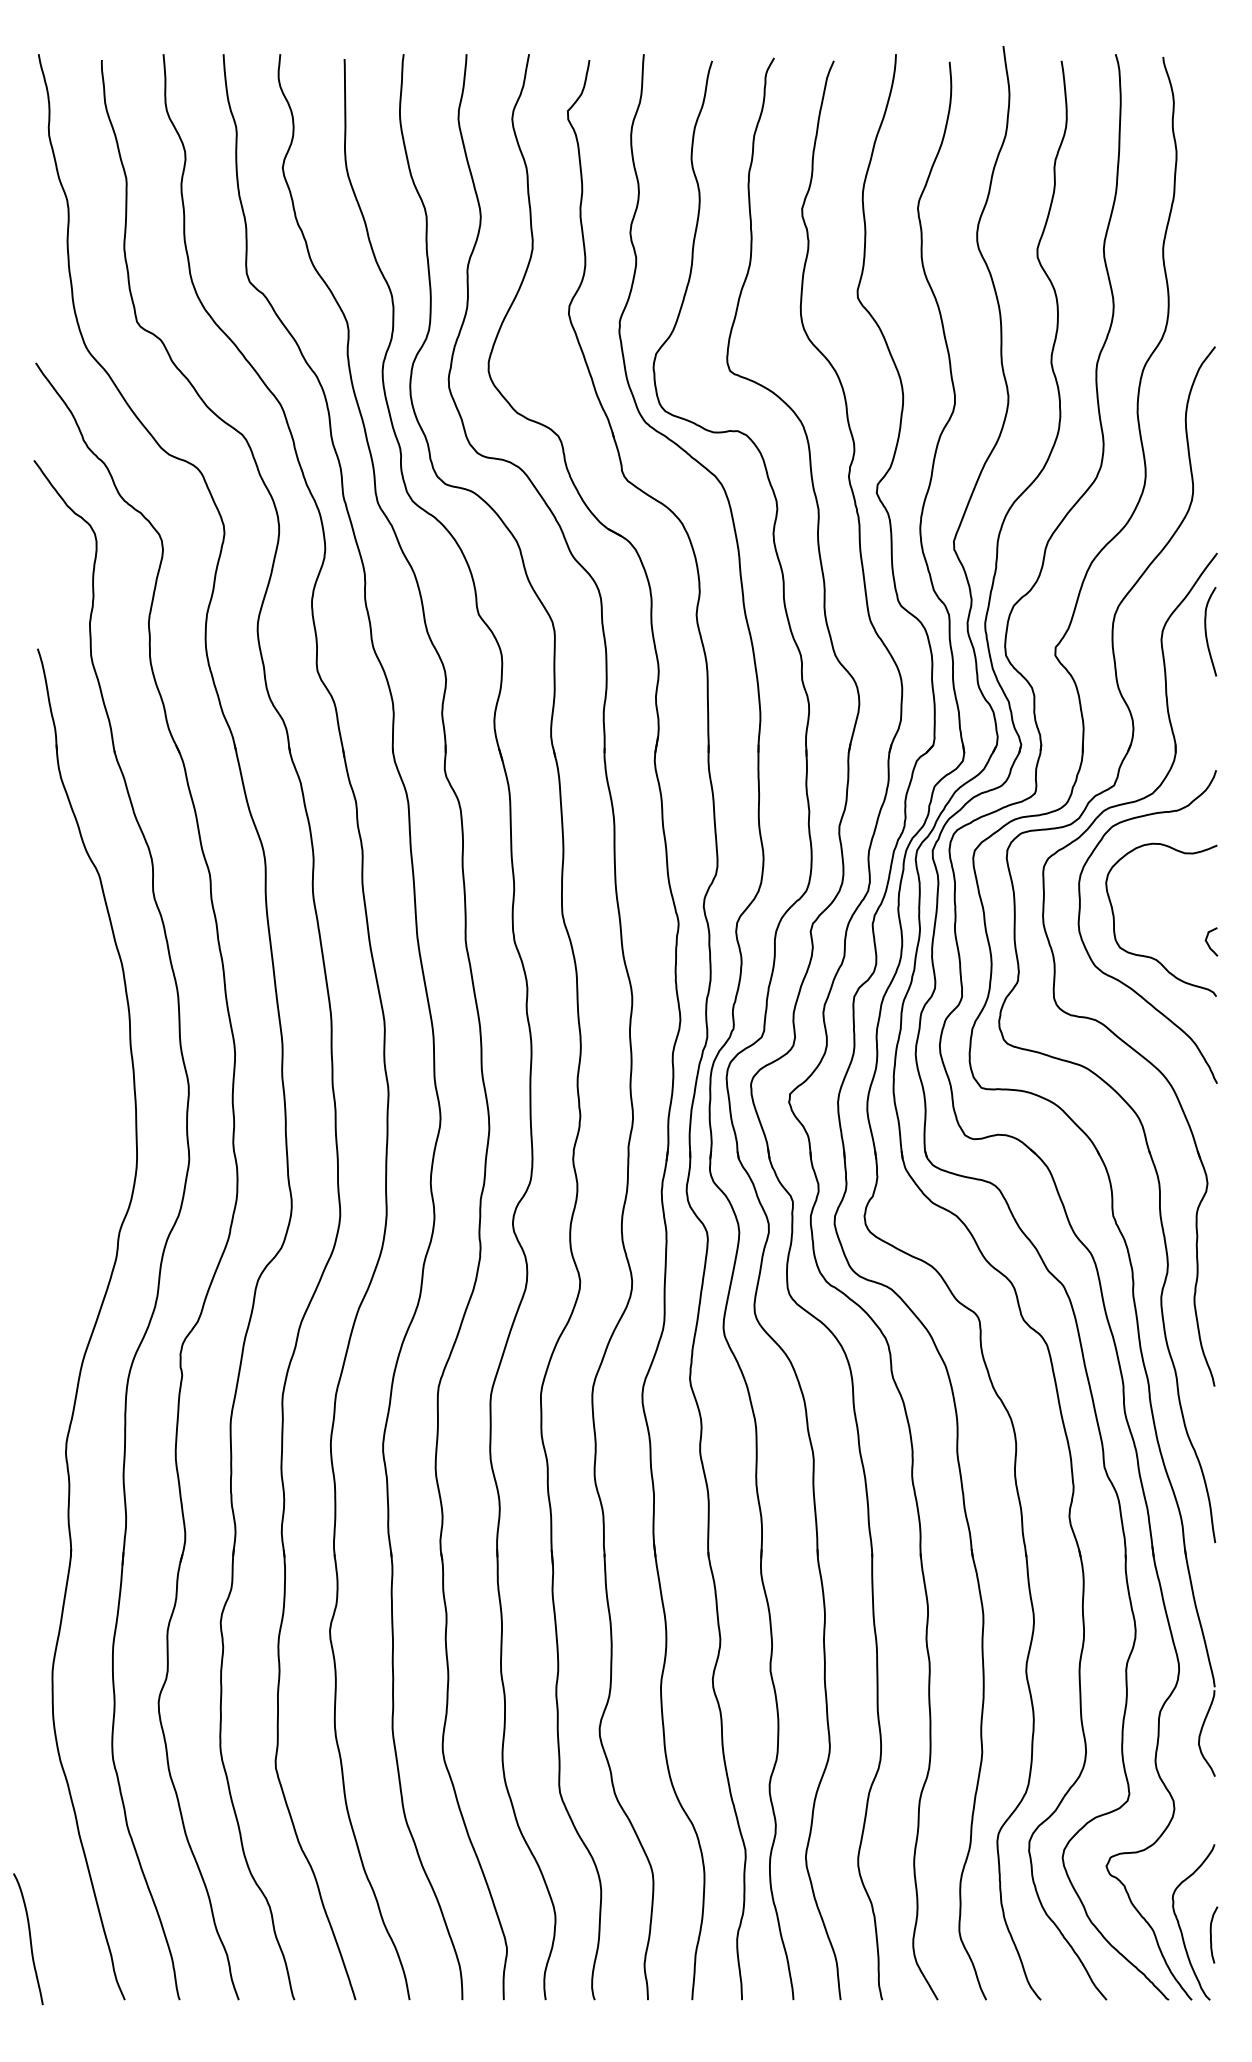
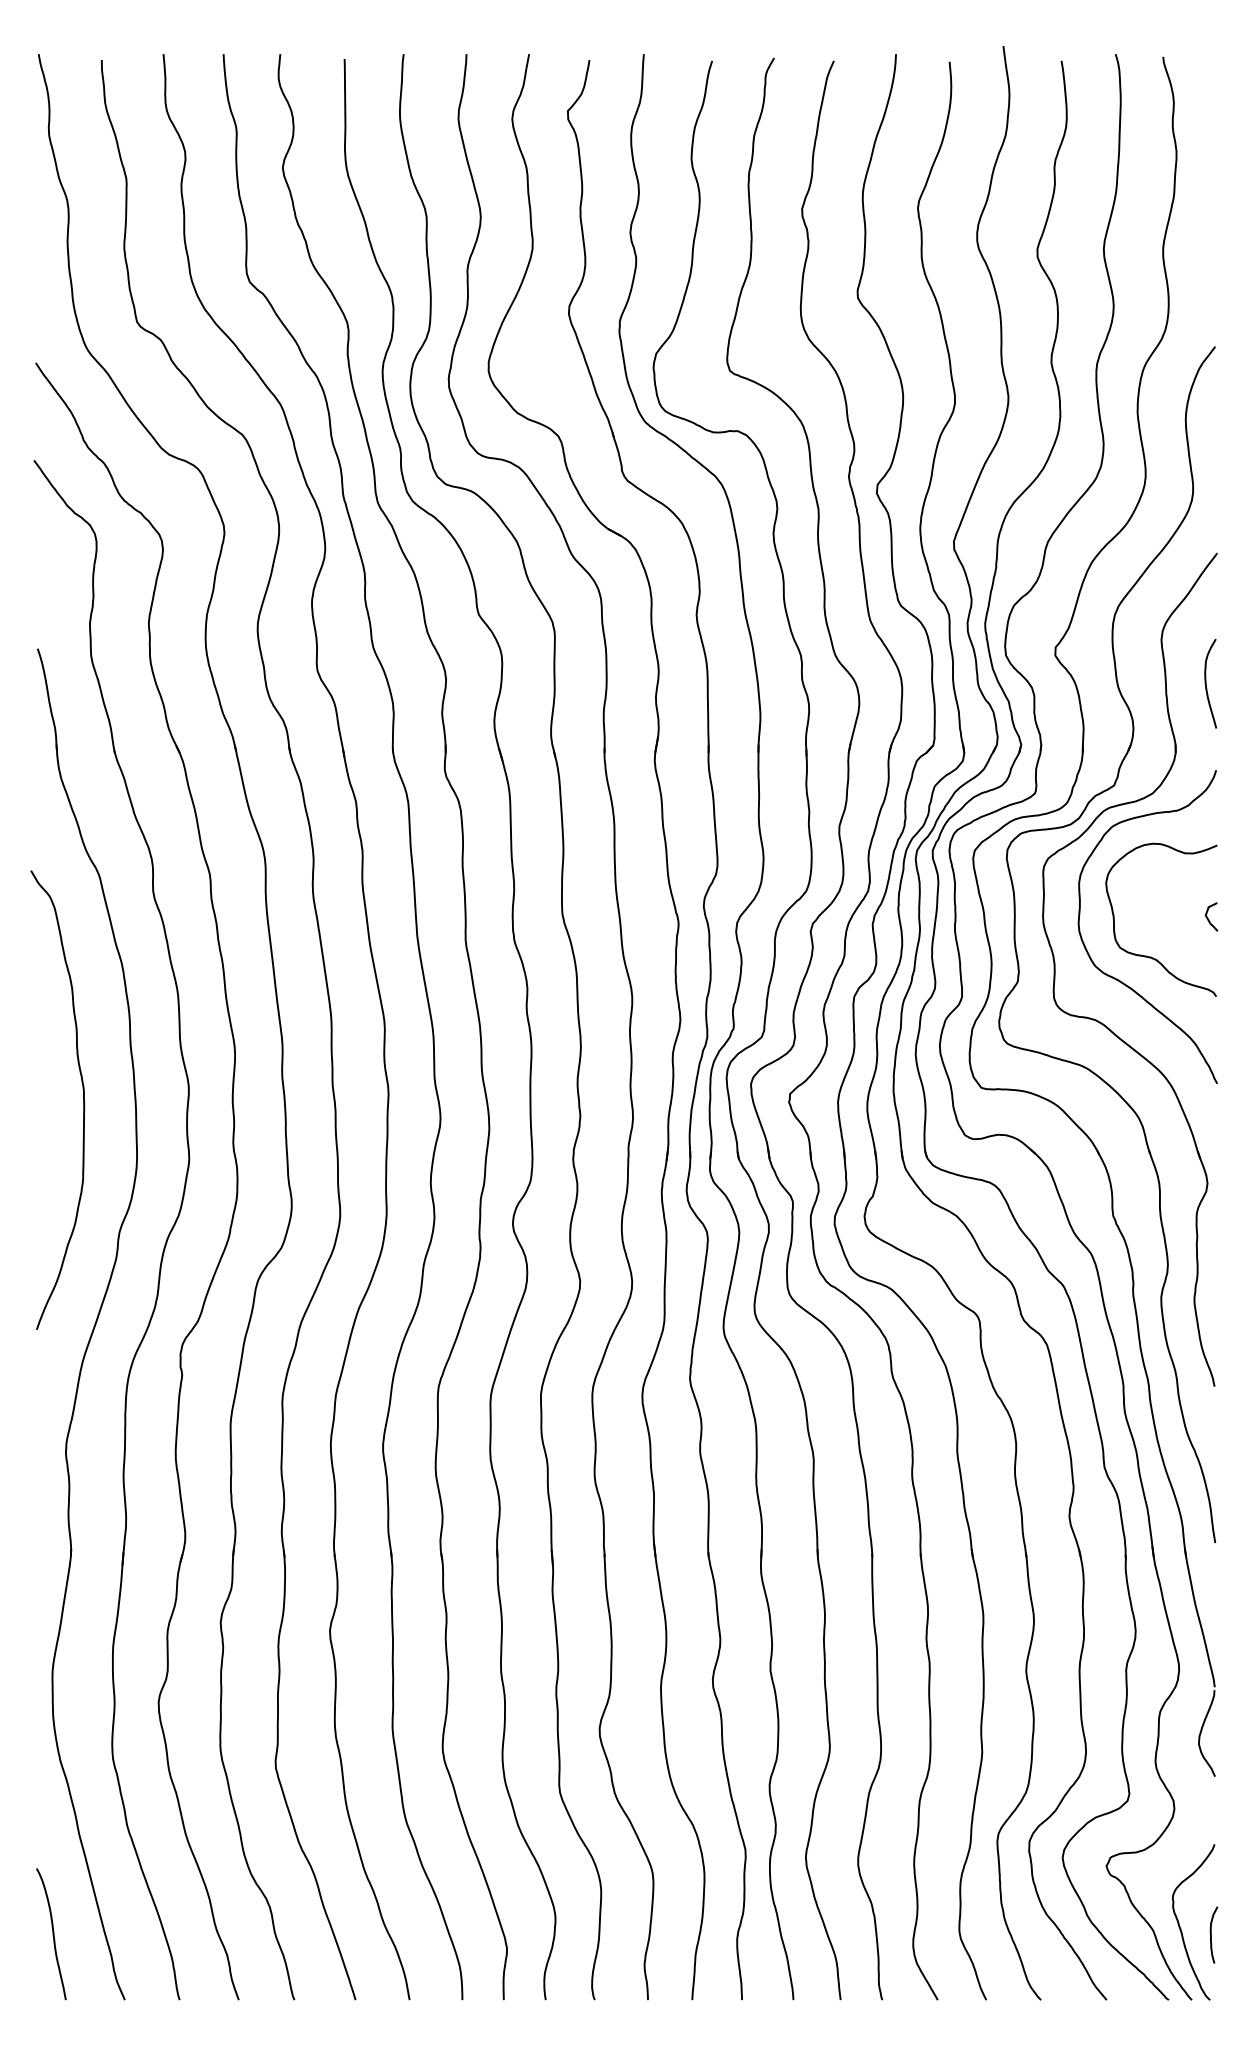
curve position: (1206, 631) -> (1206, 683) (1206, 683)
curve position: (1208, 943) -> (1208, 918) (1208, 918)
curve: none -> present (83, 1099)
curve position: (29, 1939) -> (52, 1934) (52, 1934)
